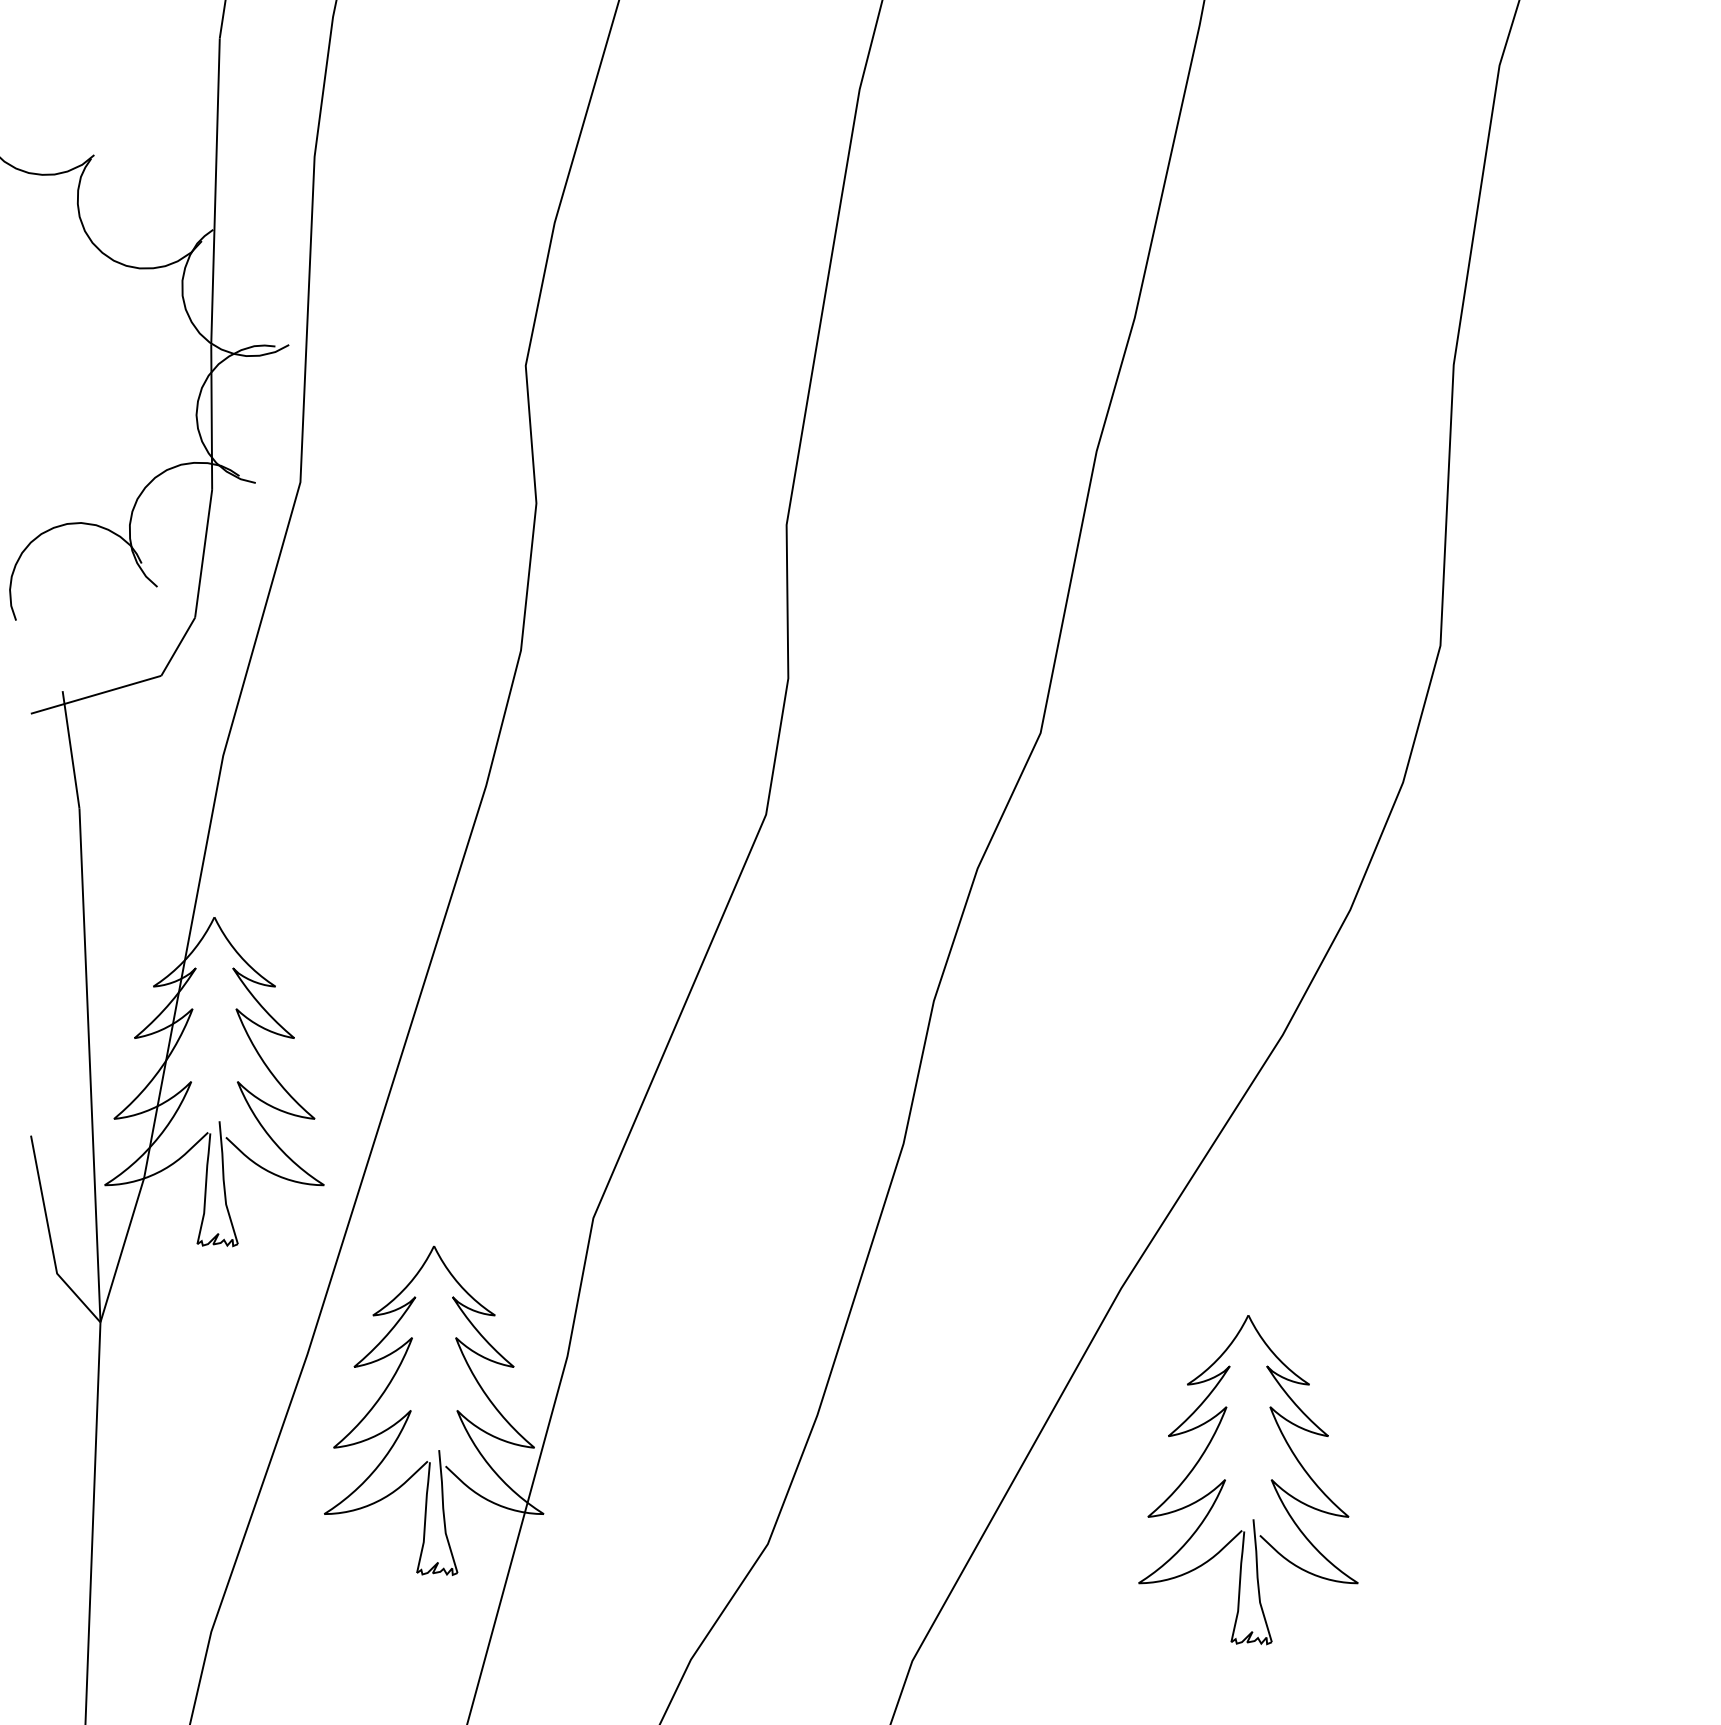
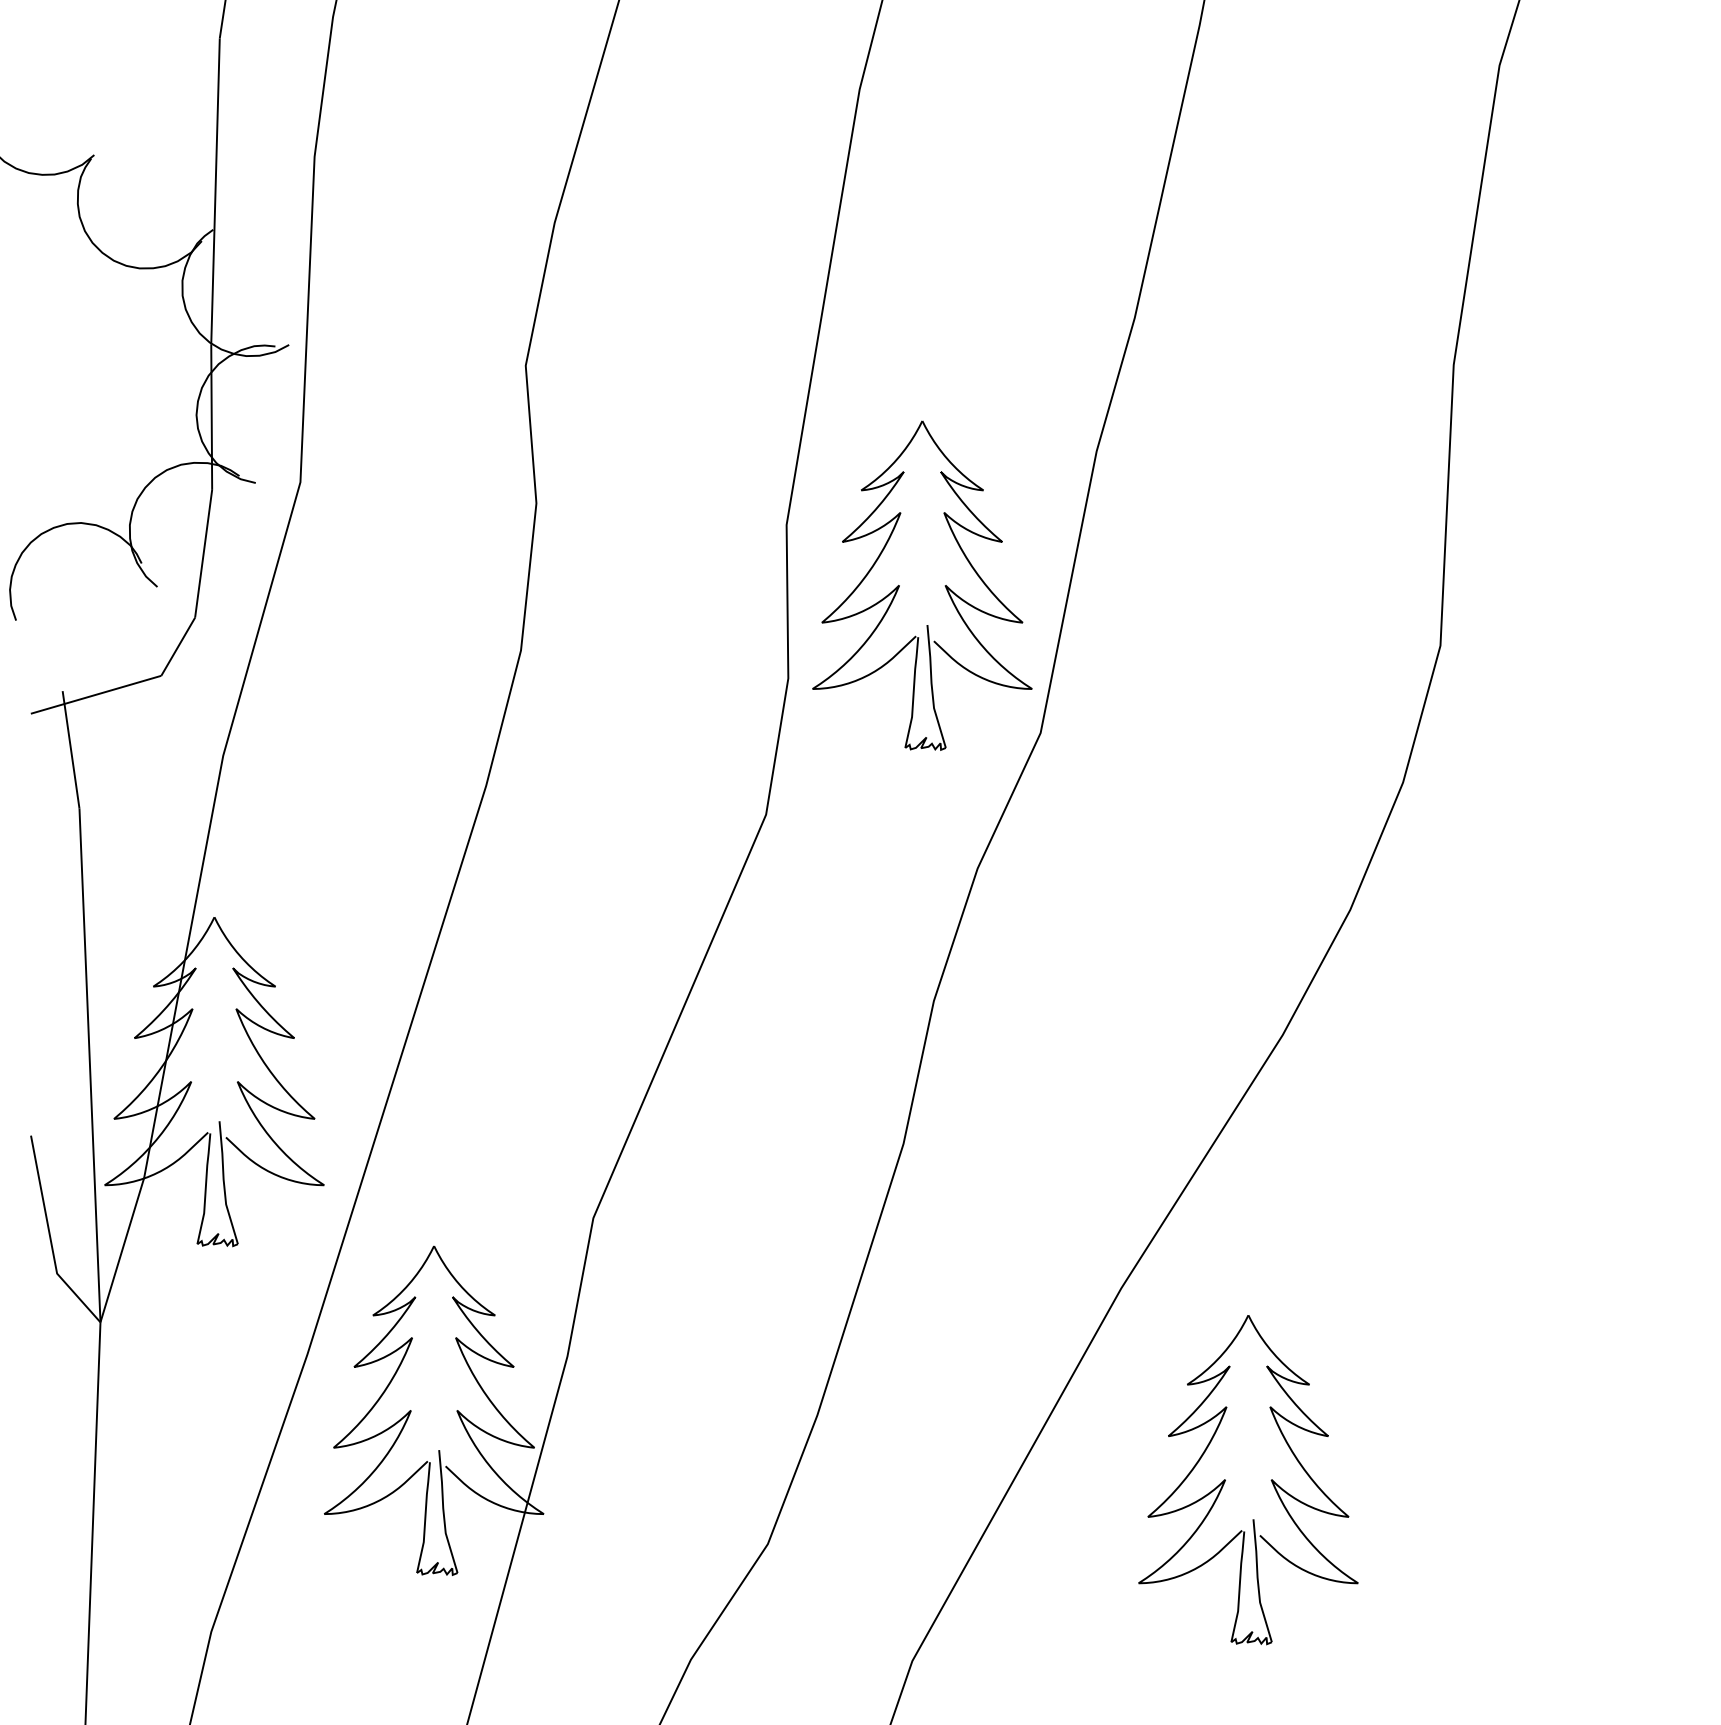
part: none -> present (944, 585)
